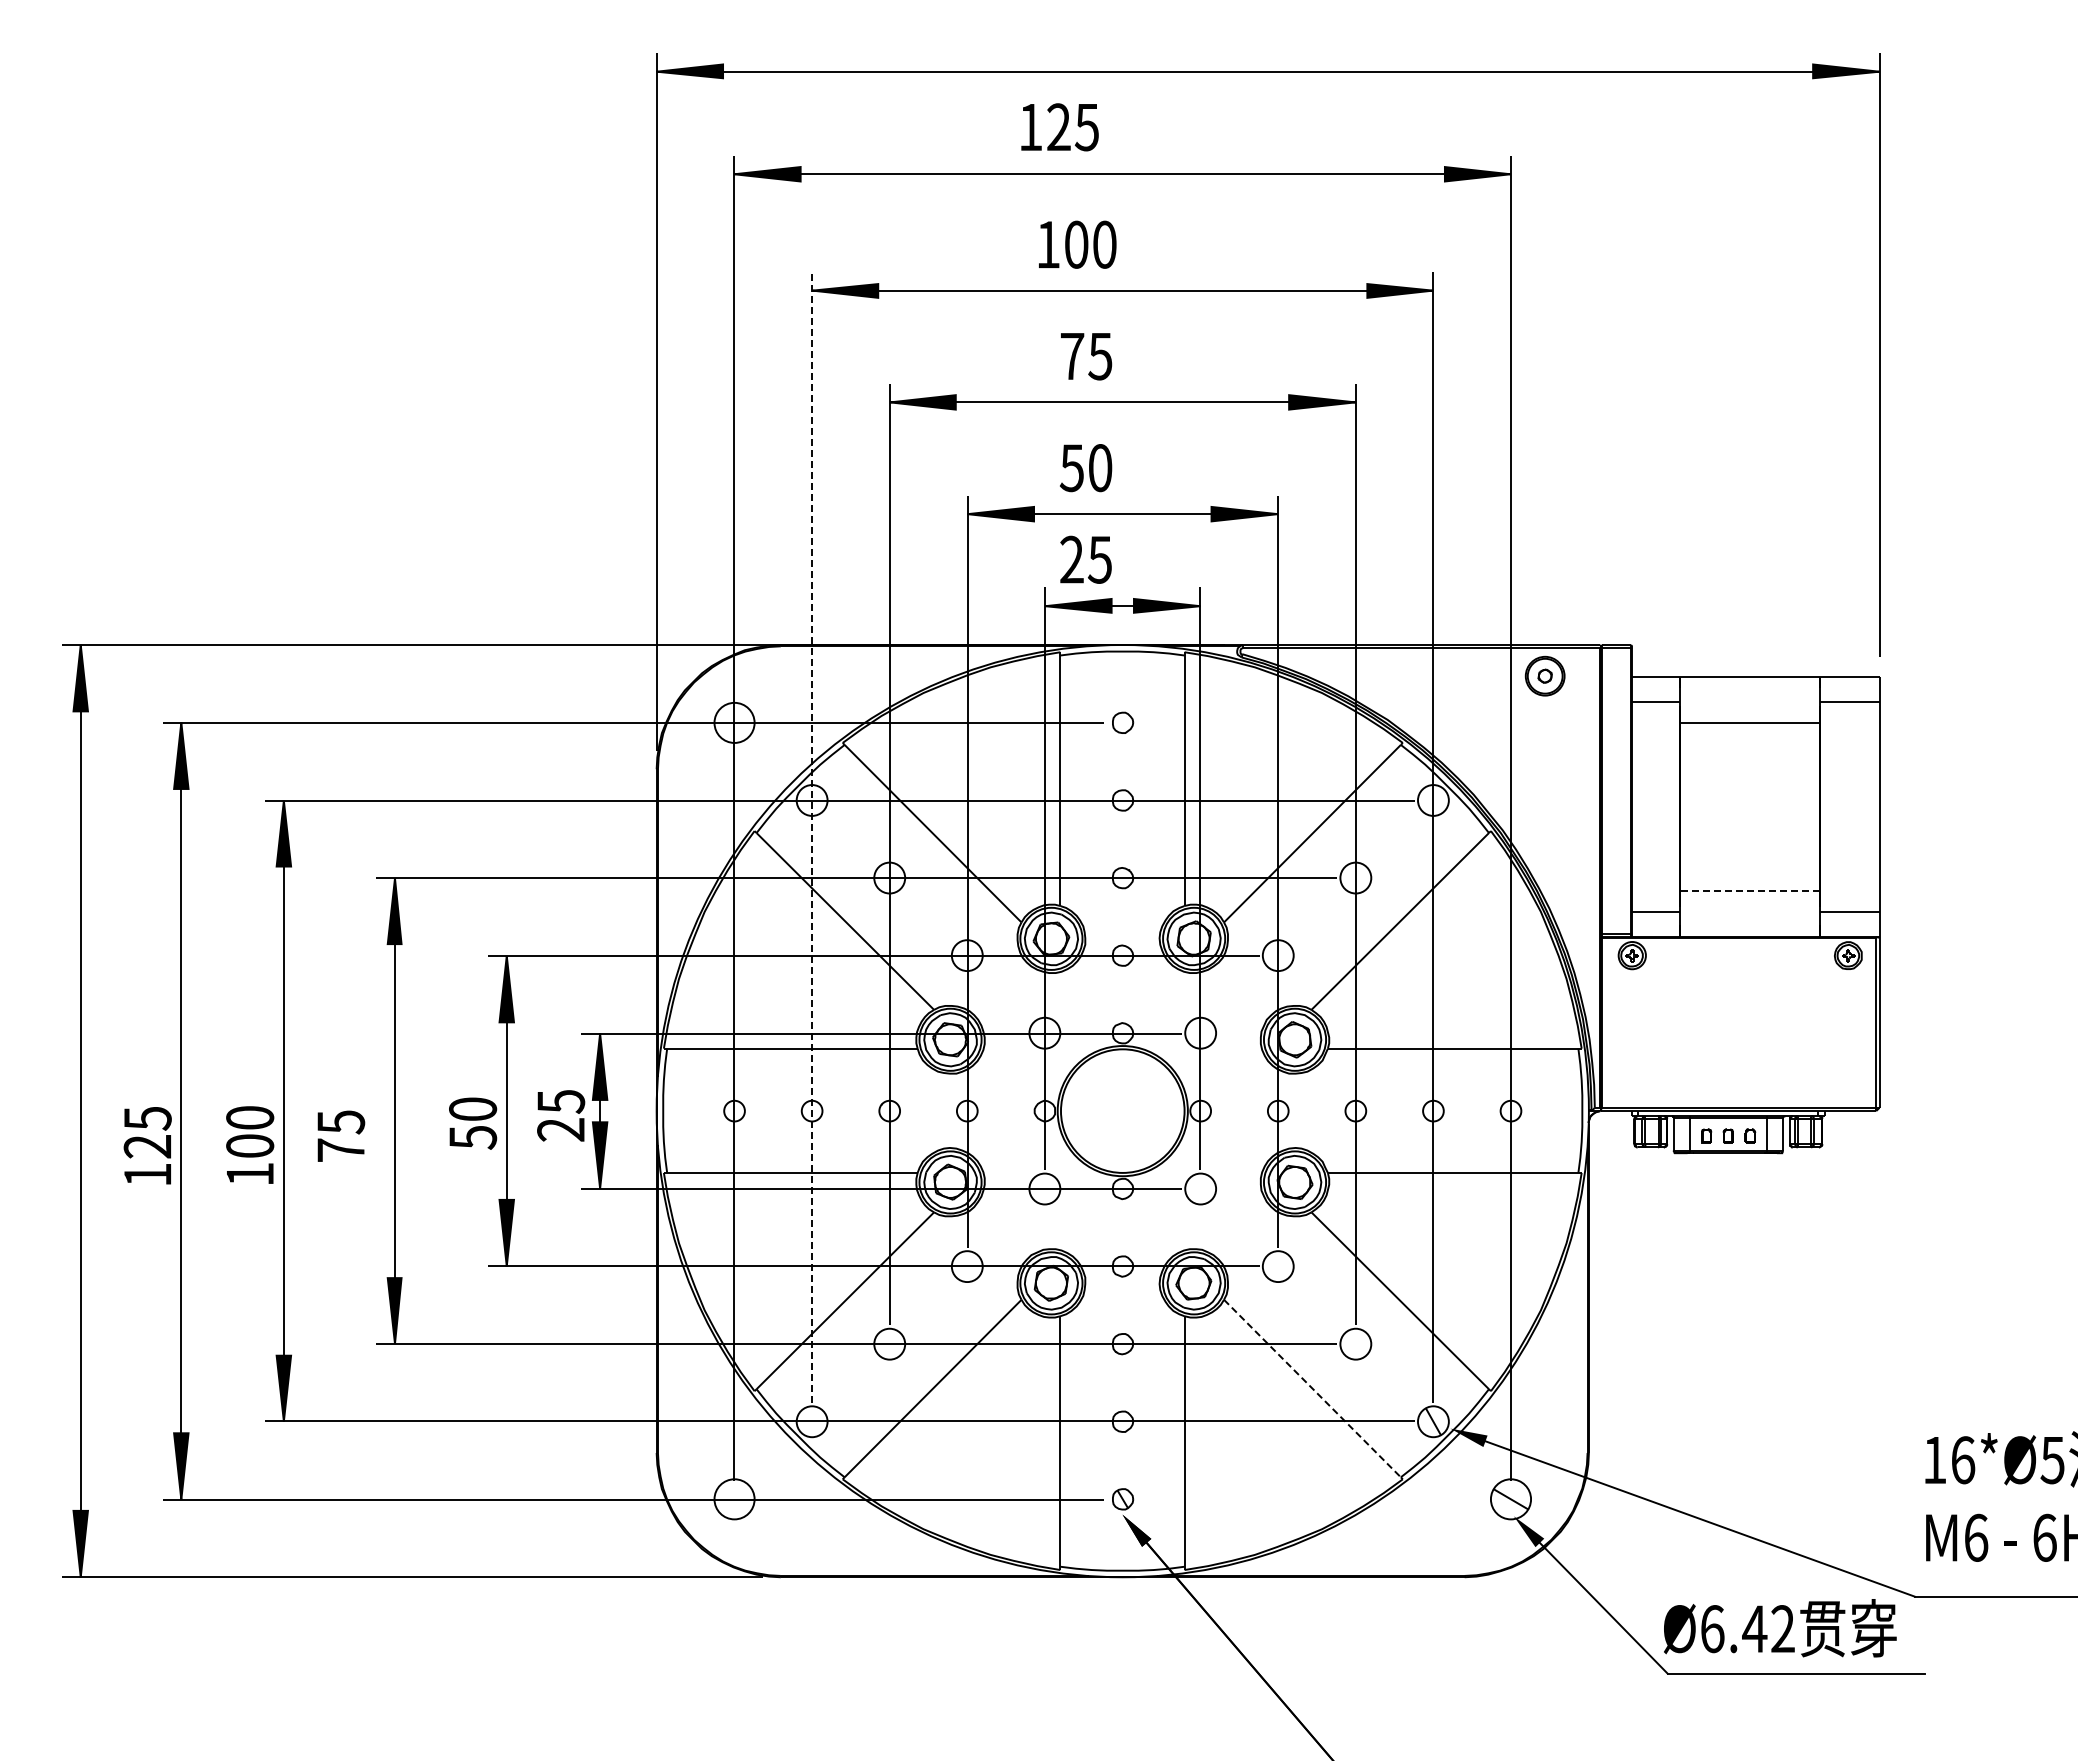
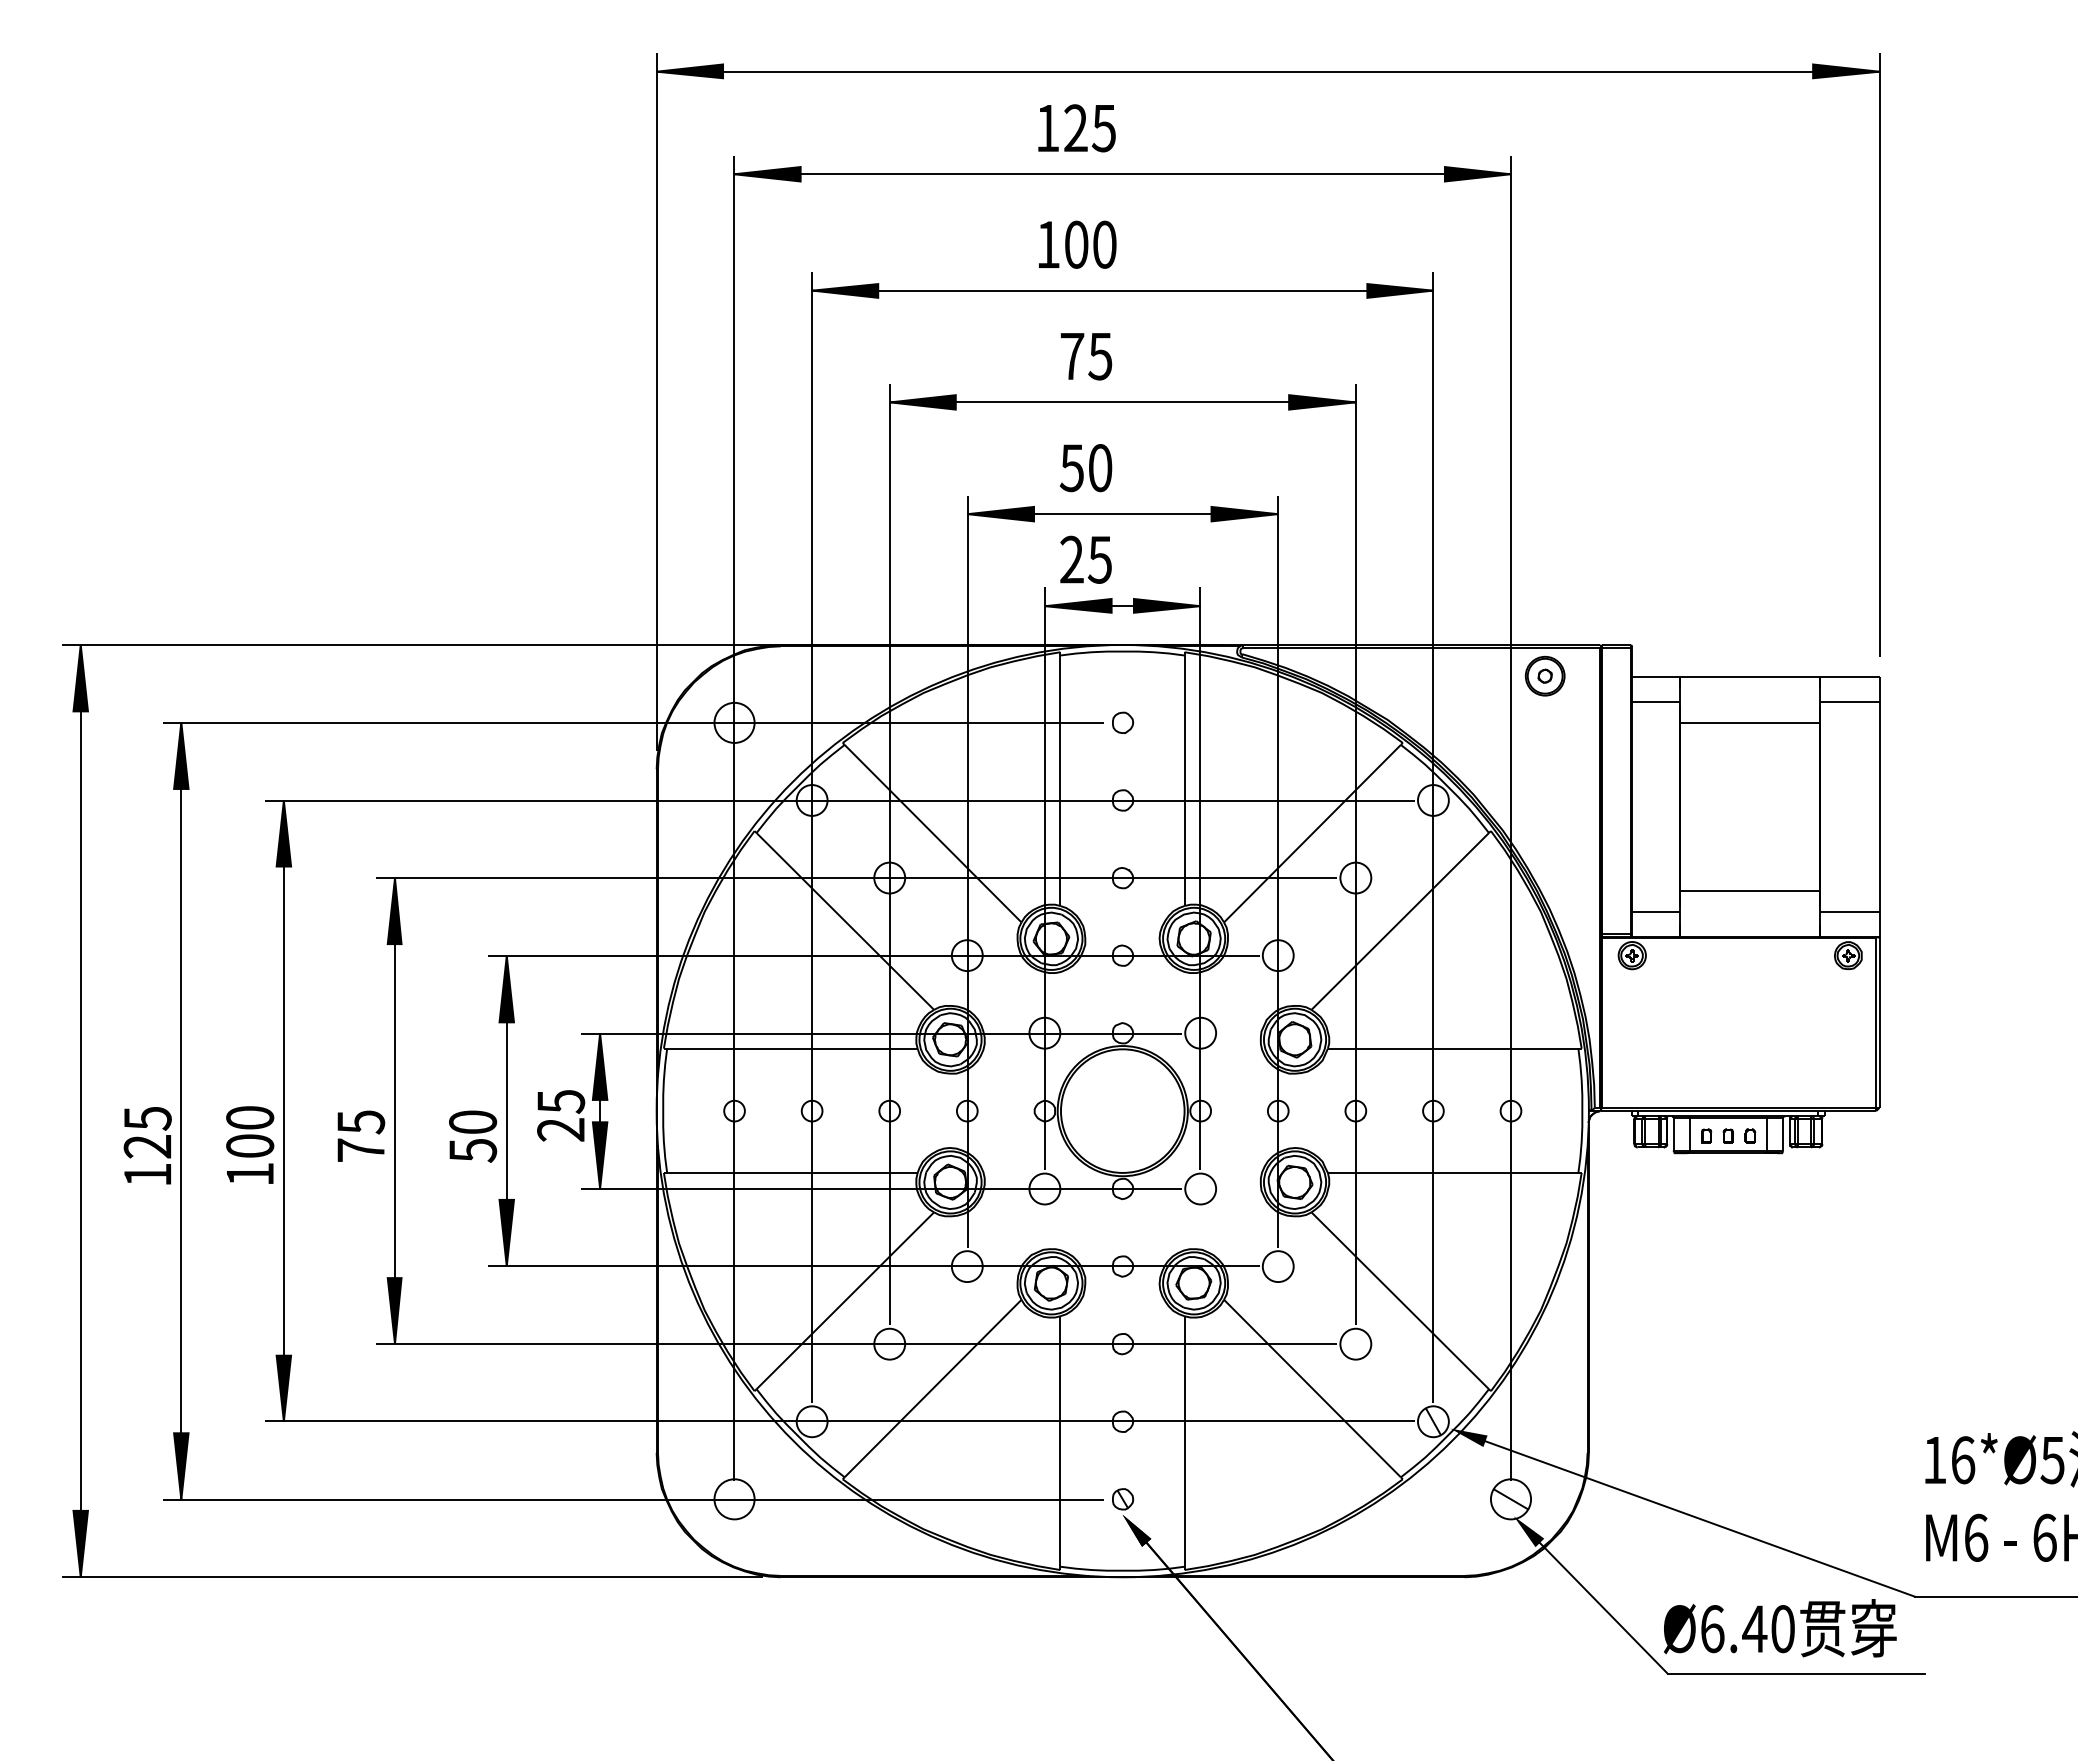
text position: (1059, 127) -> (1076, 128) (1076, 128)
line: dashed -> solid (812, 837)
line: dashed -> solid (1749, 890)
text position: (473, 1123) -> (473, 1136) (473, 1136)
text position: (341, 1135) -> (361, 1135) (361, 1135)
line: dashed -> solid (1312, 1388)
text: Ø6.42 -> Ø6.40 (1782, 1629)
